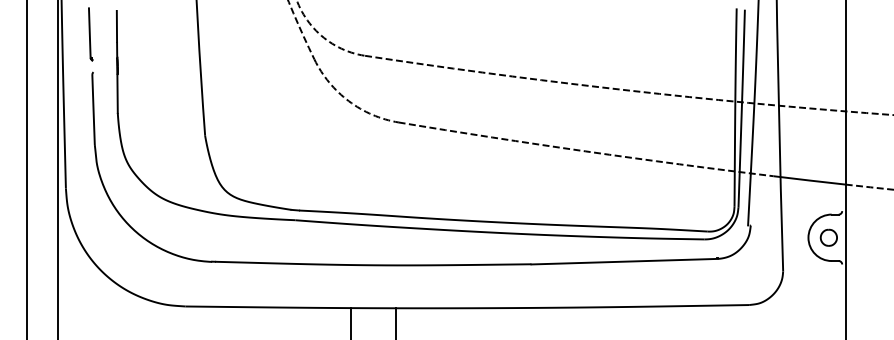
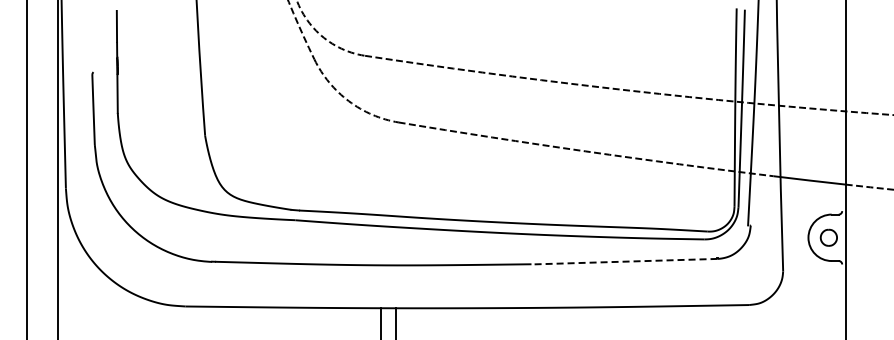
part: present -> none (90, 34)
line: solid -> dashed (624, 261)
line position: (351, 322) -> (381, 322) (381, 322)
